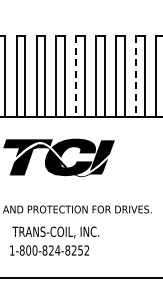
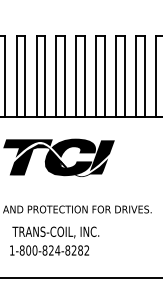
line: dashed -> solid (76, 76)
line: dashed -> solid (136, 76)
text: 1-800-824-8252 -> 1-800-824-8282 (80, 250)
